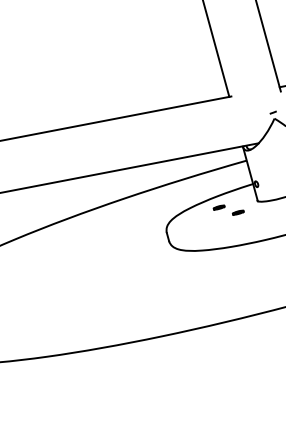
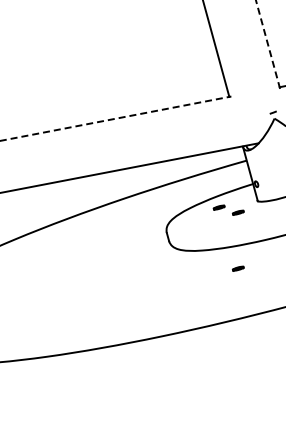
line: solid -> dashed (268, 46)
line: solid -> dashed (116, 118)
part: none -> present (237, 268)
